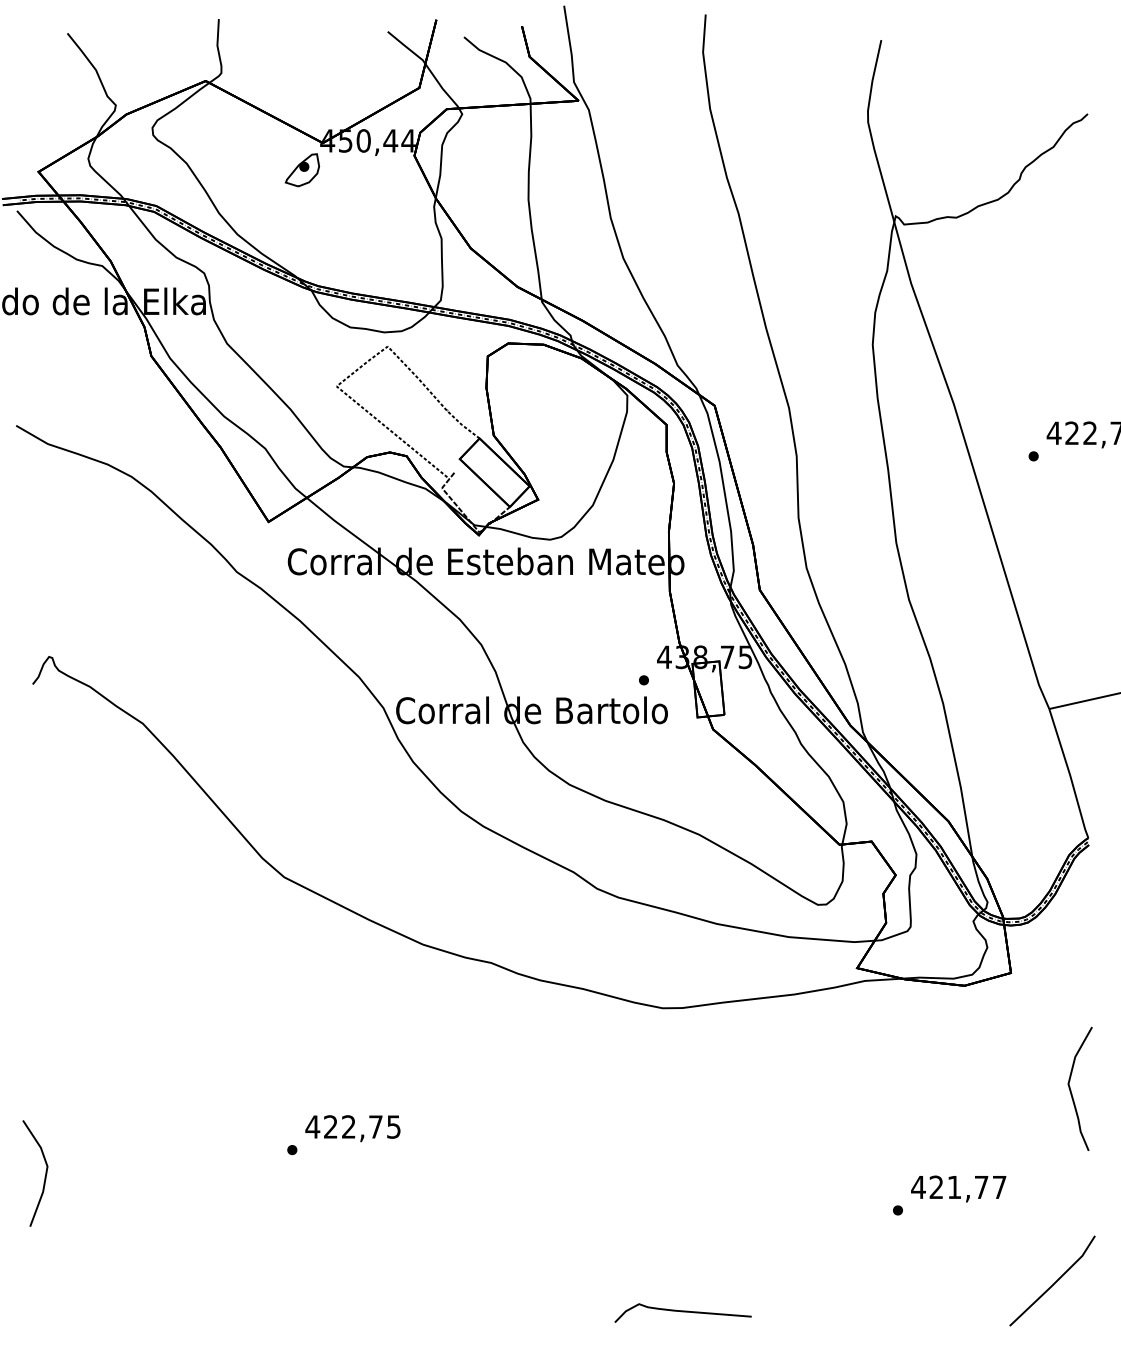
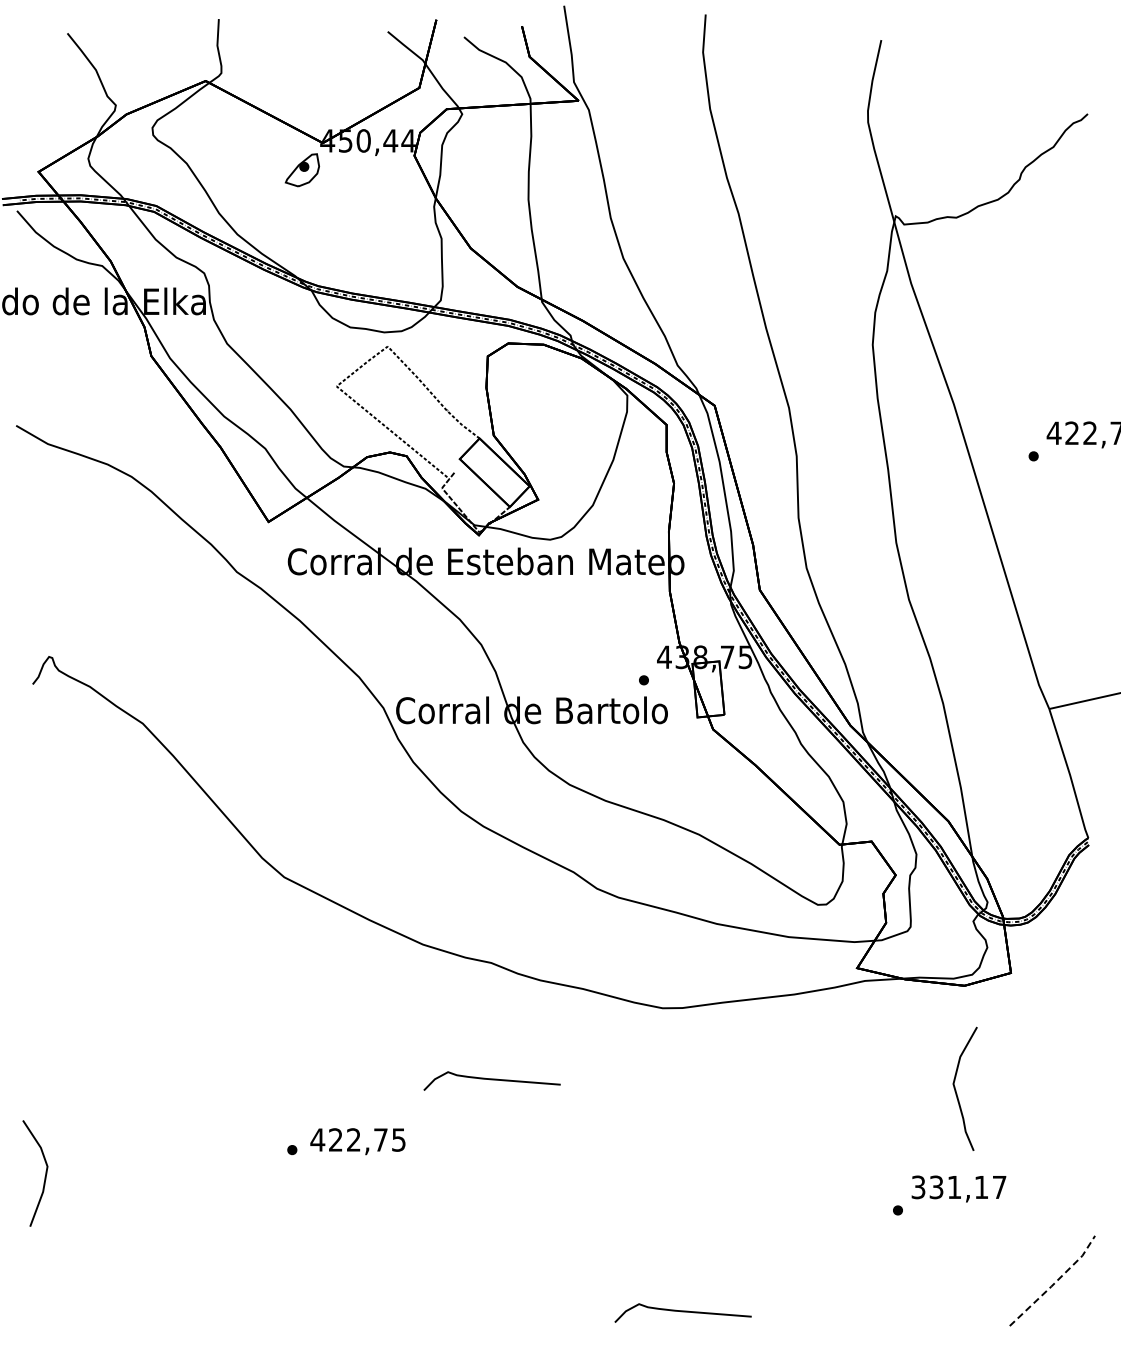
curve: none -> present (491, 1080)
curve position: (1071, 1090) -> (956, 1090) (956, 1090)
text position: (352, 1128) -> (357, 1141) (357, 1141)
text: 421,77 -> 331,17 (949, 1187)
line: solid -> dashed (1054, 1283)
